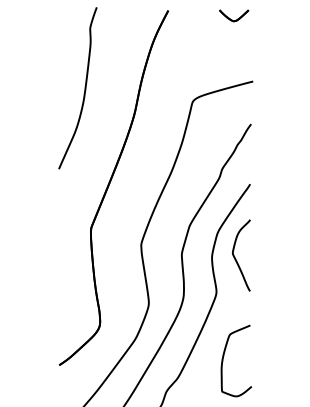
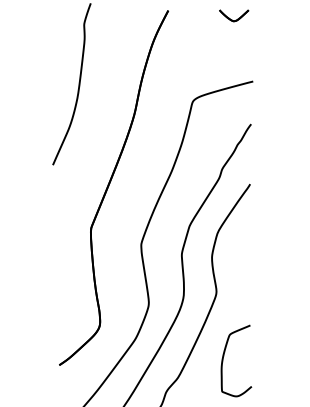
curve position: (84, 88) -> (78, 84) (78, 84)
curve: present -> none (235, 257)
